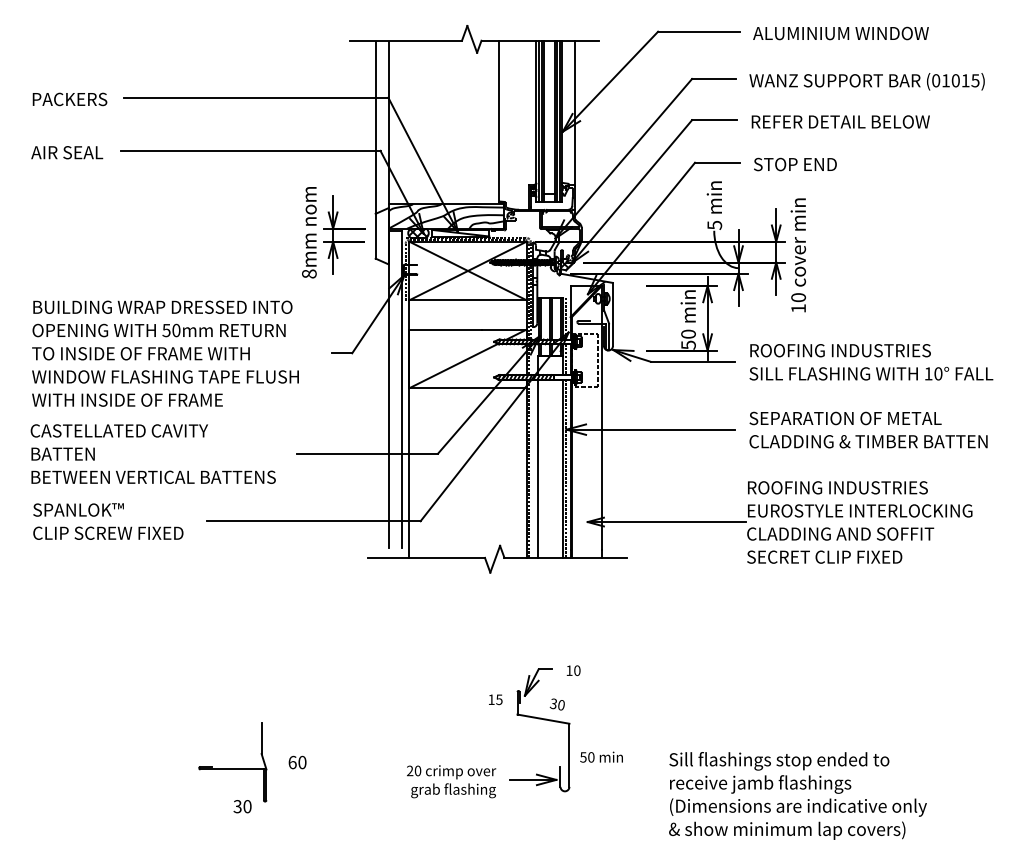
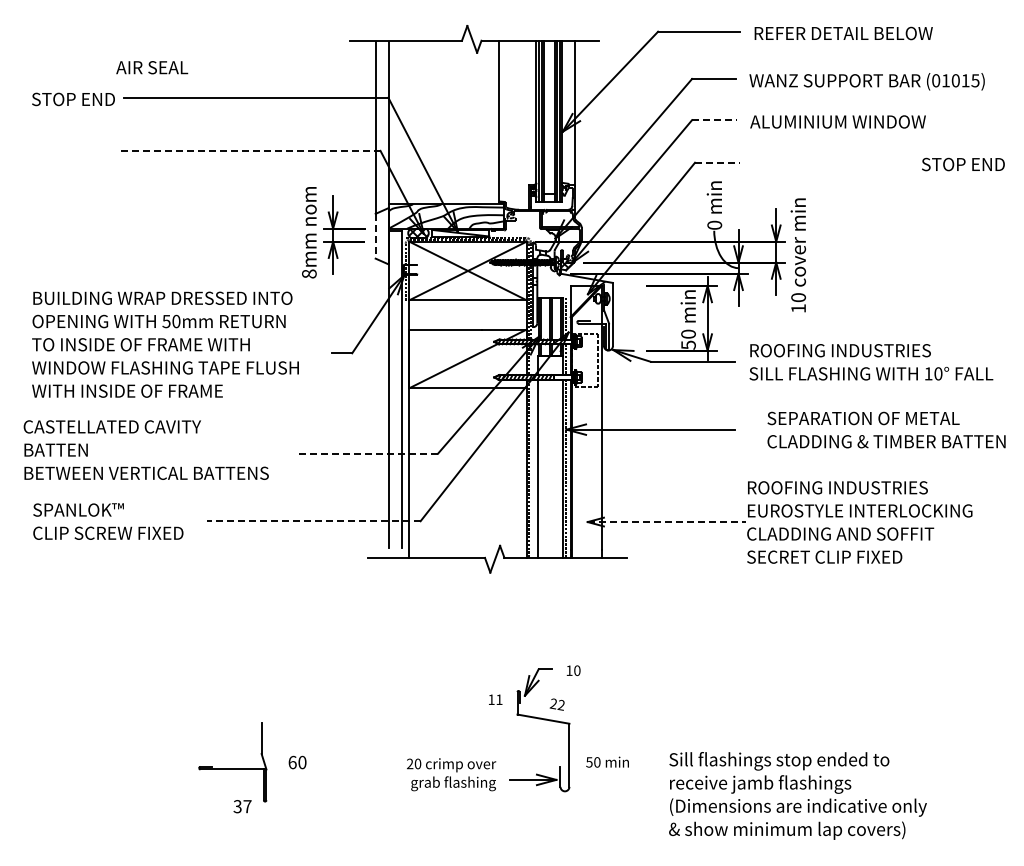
text: ALUMINIUM WINDOW -> REFER DETAIL BELOW (842, 33)
text: PACKERS -> STOP END (73, 99)
line: solid -> dashed (714, 120)
text: REFER DETAIL BELOW -> ALUMINIUM WINDOW (839, 121)
line: solid -> dashed (250, 150)
text position: (67, 152) -> (152, 67) (152, 67)
line: solid -> dashed (717, 162)
text position: (795, 164) -> (963, 164) (963, 164)
text: 5 -> 0 (714, 224)
line: solid -> dashed (375, 236)
text position: (165, 353) -> (165, 344) (165, 344)
text position: (868, 429) -> (886, 429) (886, 429)
text position: (152, 453) -> (145, 449) (145, 449)
line: solid -> dashed (367, 453)
line: solid -> dashed (313, 521)
line: solid -> dashed (667, 522)
text: 15 -> 11 (499, 699)
text: 30 -> 22 (556, 704)
text position: (601, 756) -> (607, 761) (607, 761)
text position: (451, 781) -> (451, 774) (451, 774)
text: 30 -> 37 (247, 806)
